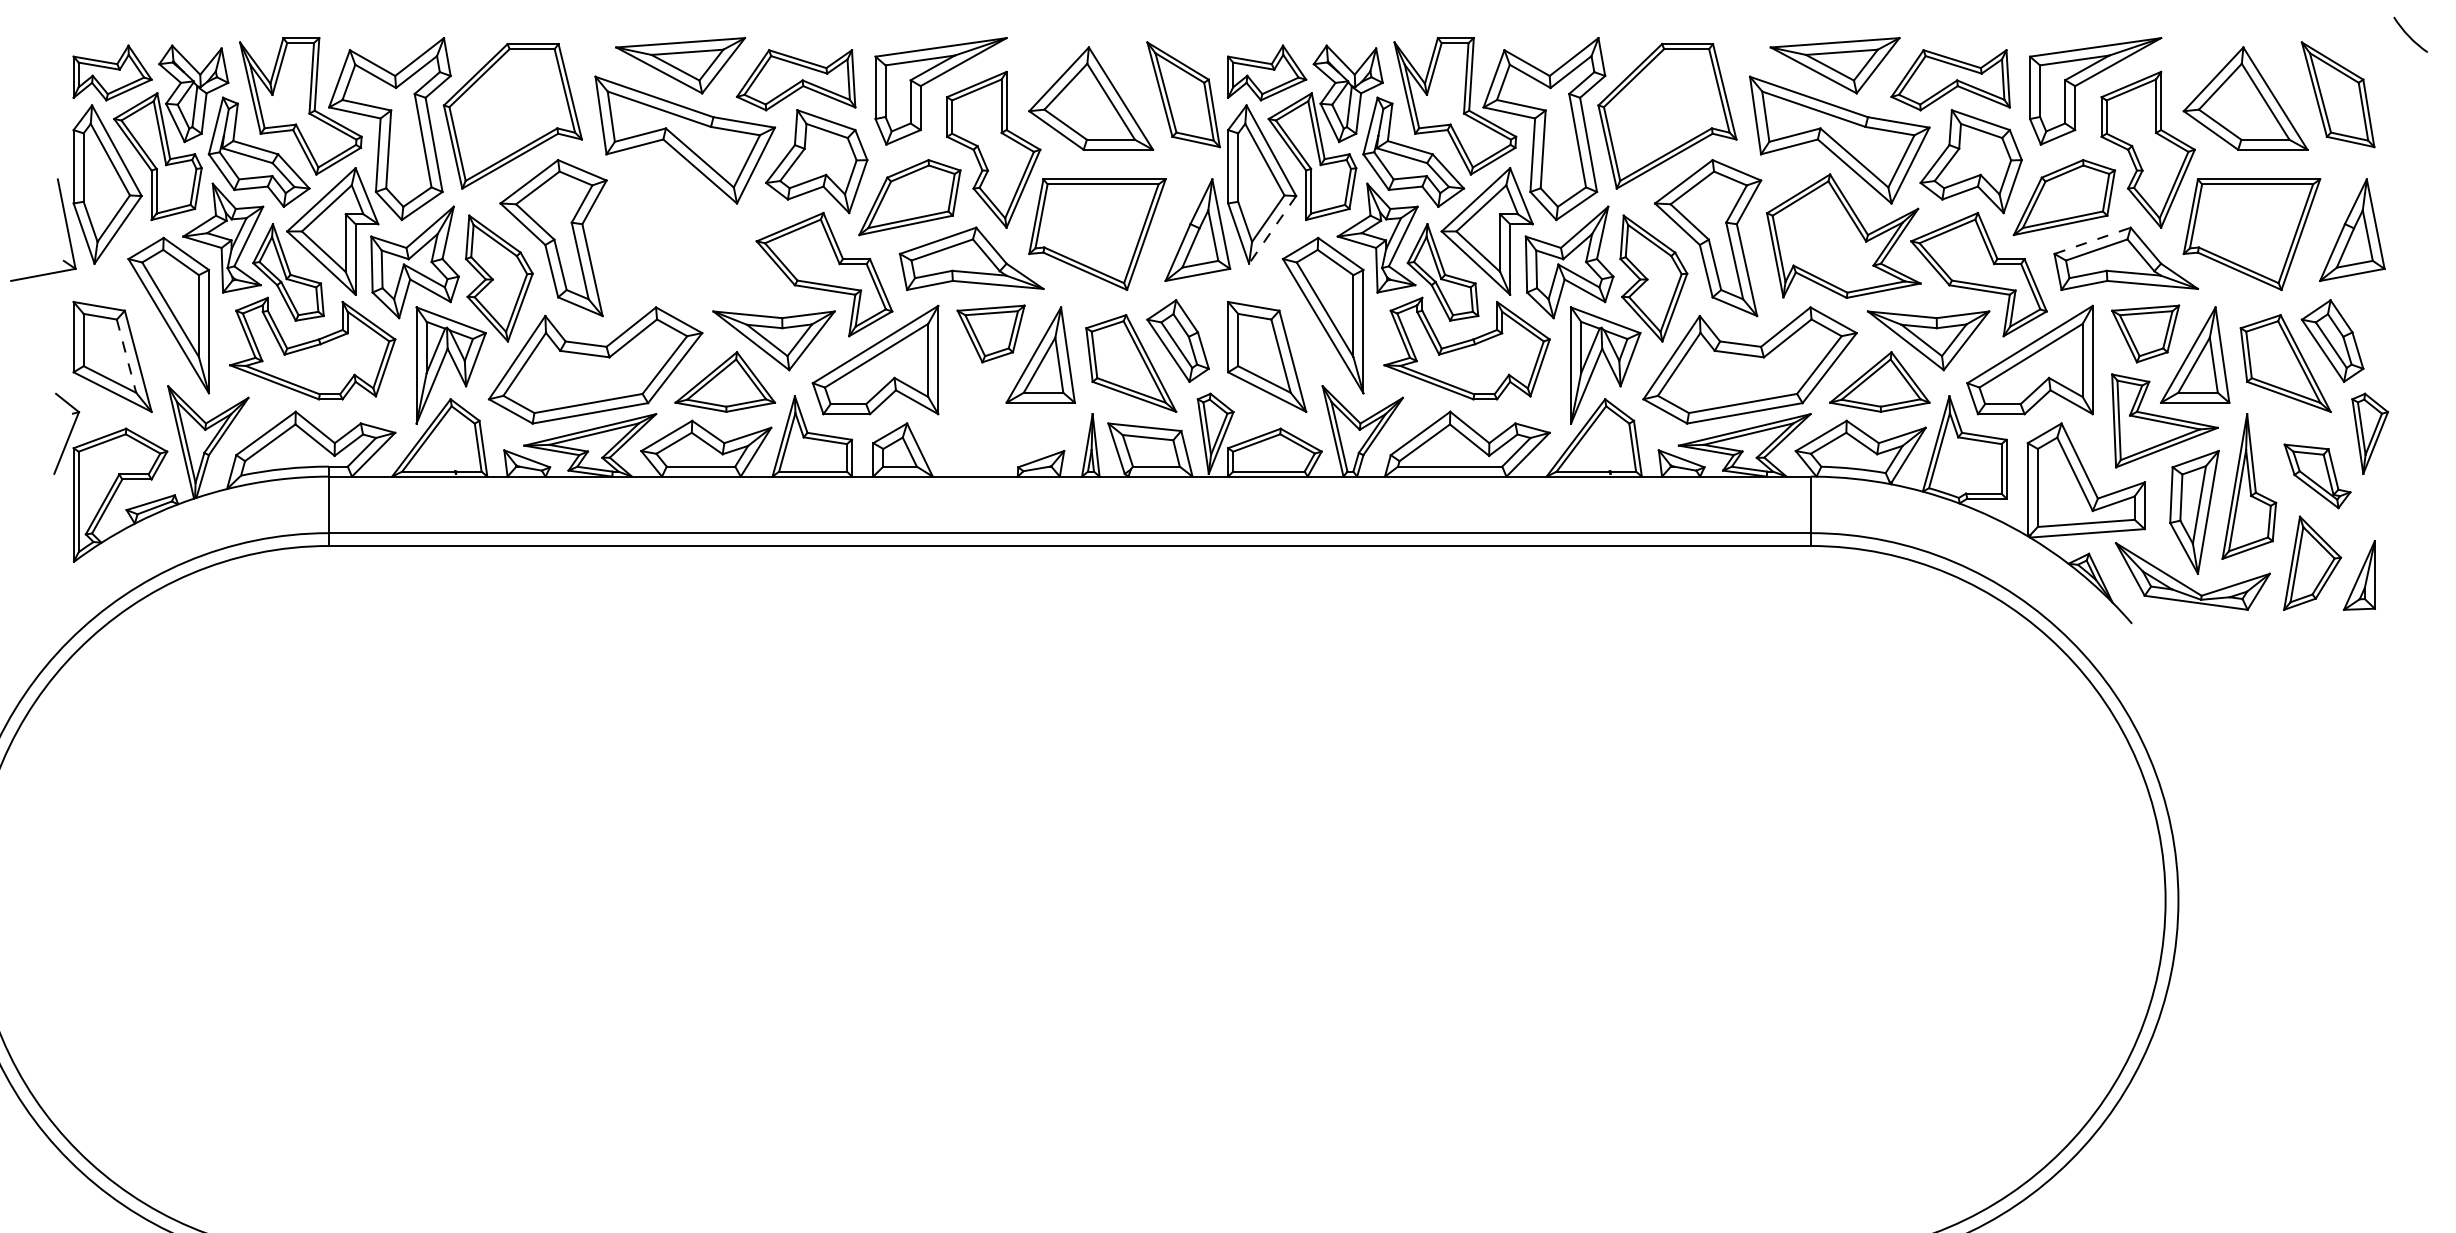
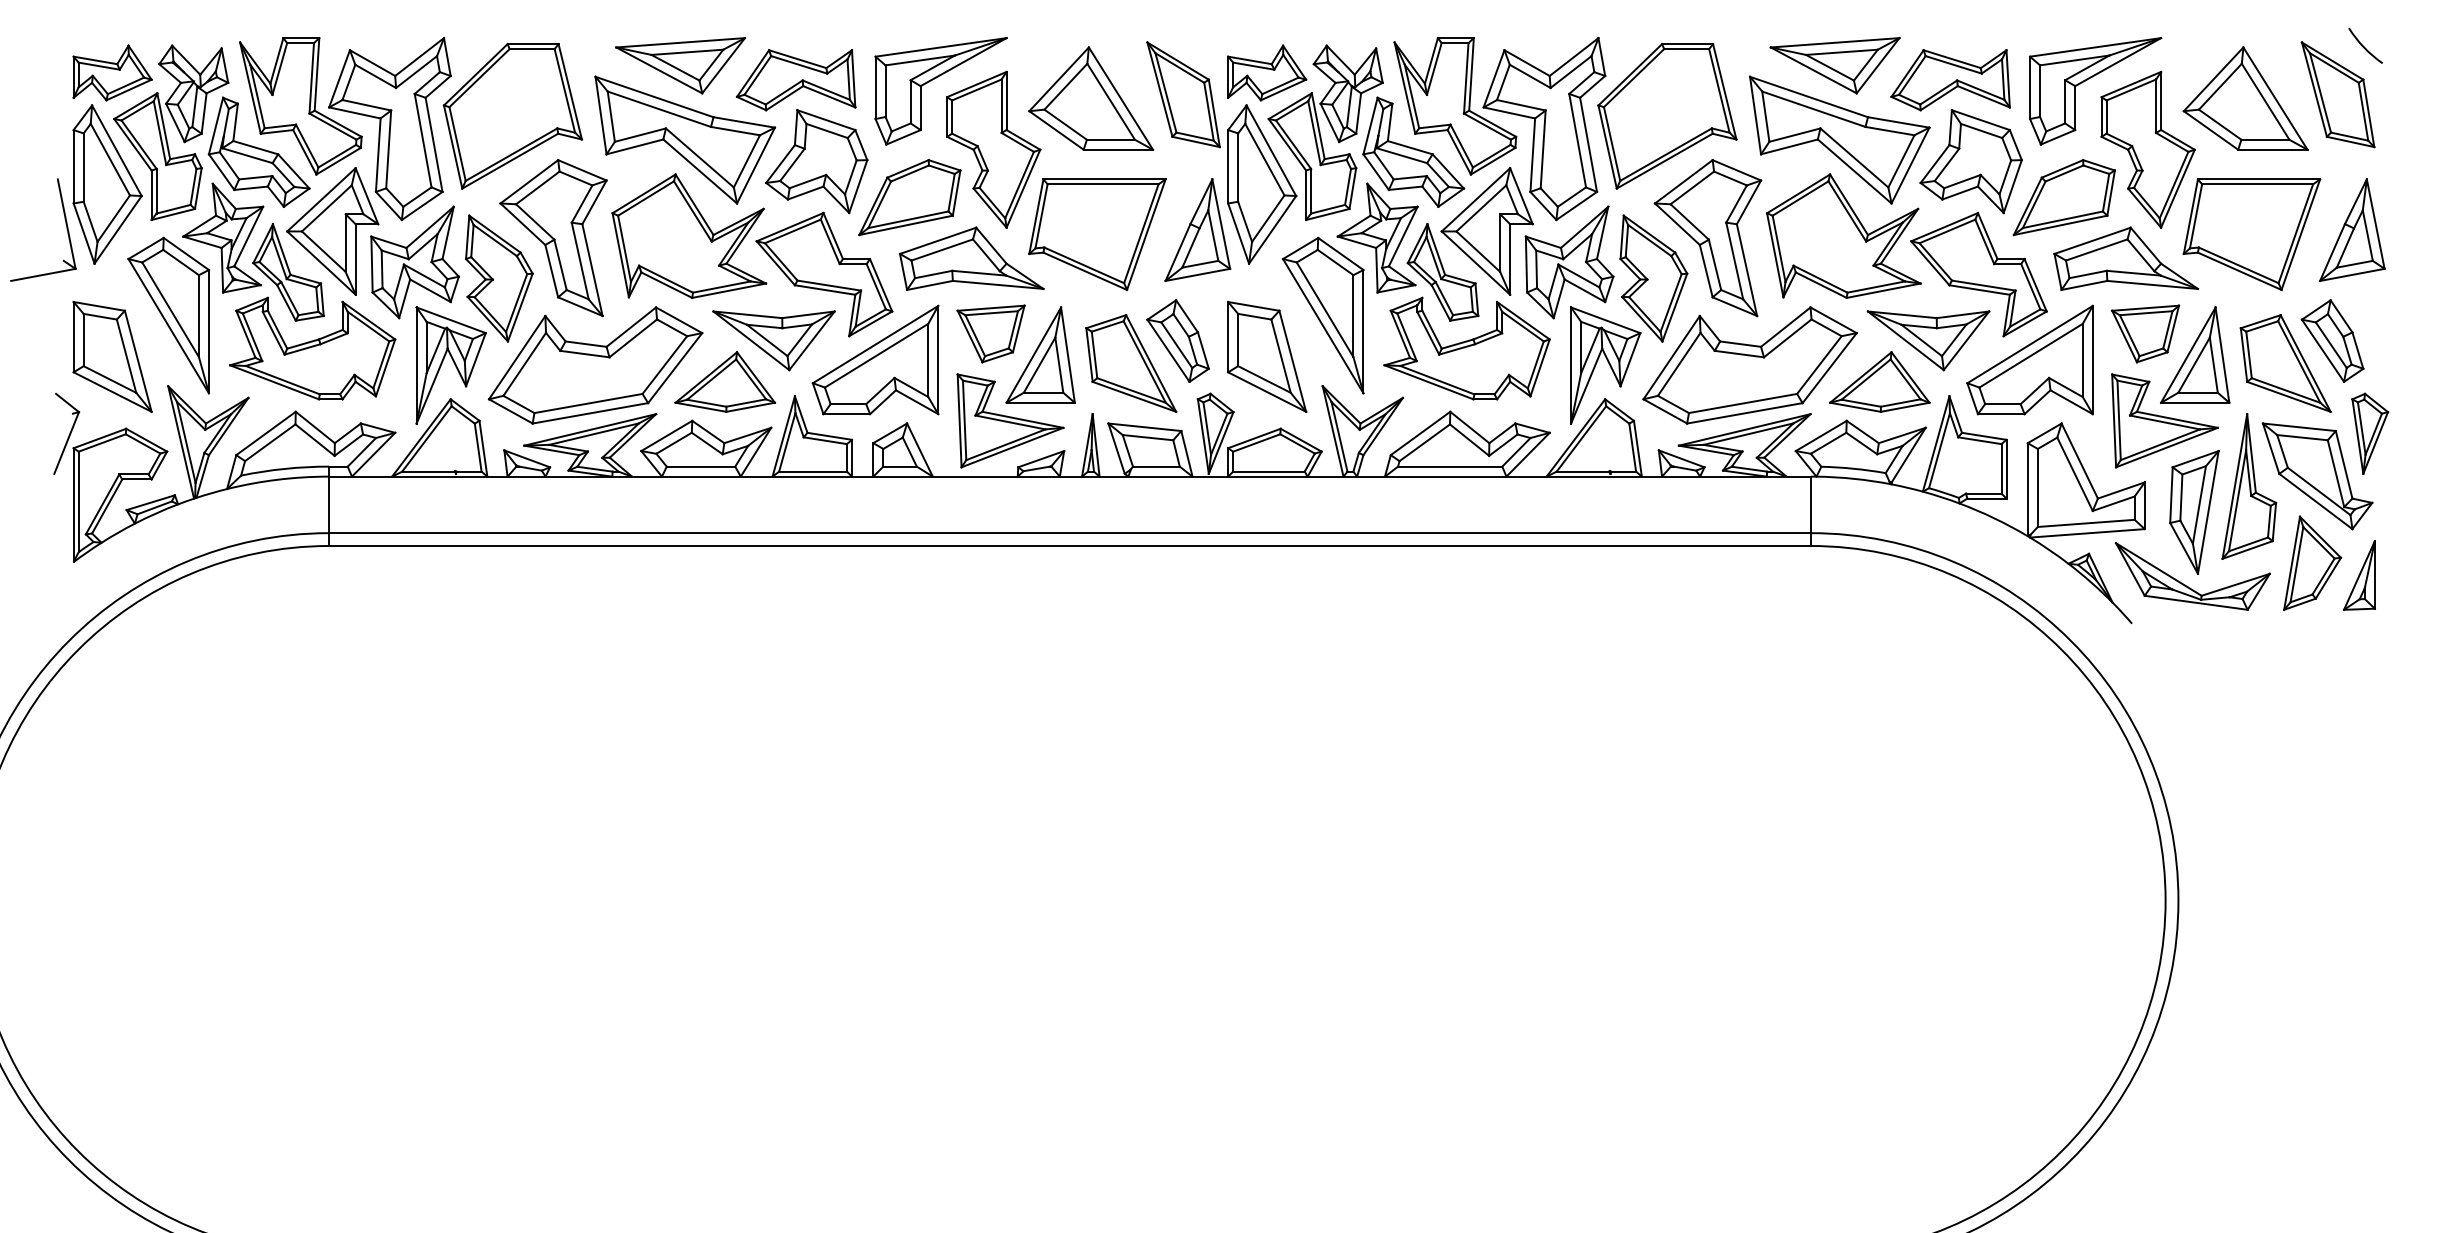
arc position: (2409, 35) -> (2364, 46) (2364, 46)
line: dashed -> solid (1272, 230)
part: none -> present (689, 235)
line: dashed -> solid (2093, 240)
line: dashed -> solid (126, 356)
part: none -> present (1010, 420)
part size: 69x67 px -> 113x109 px (2317, 476)
